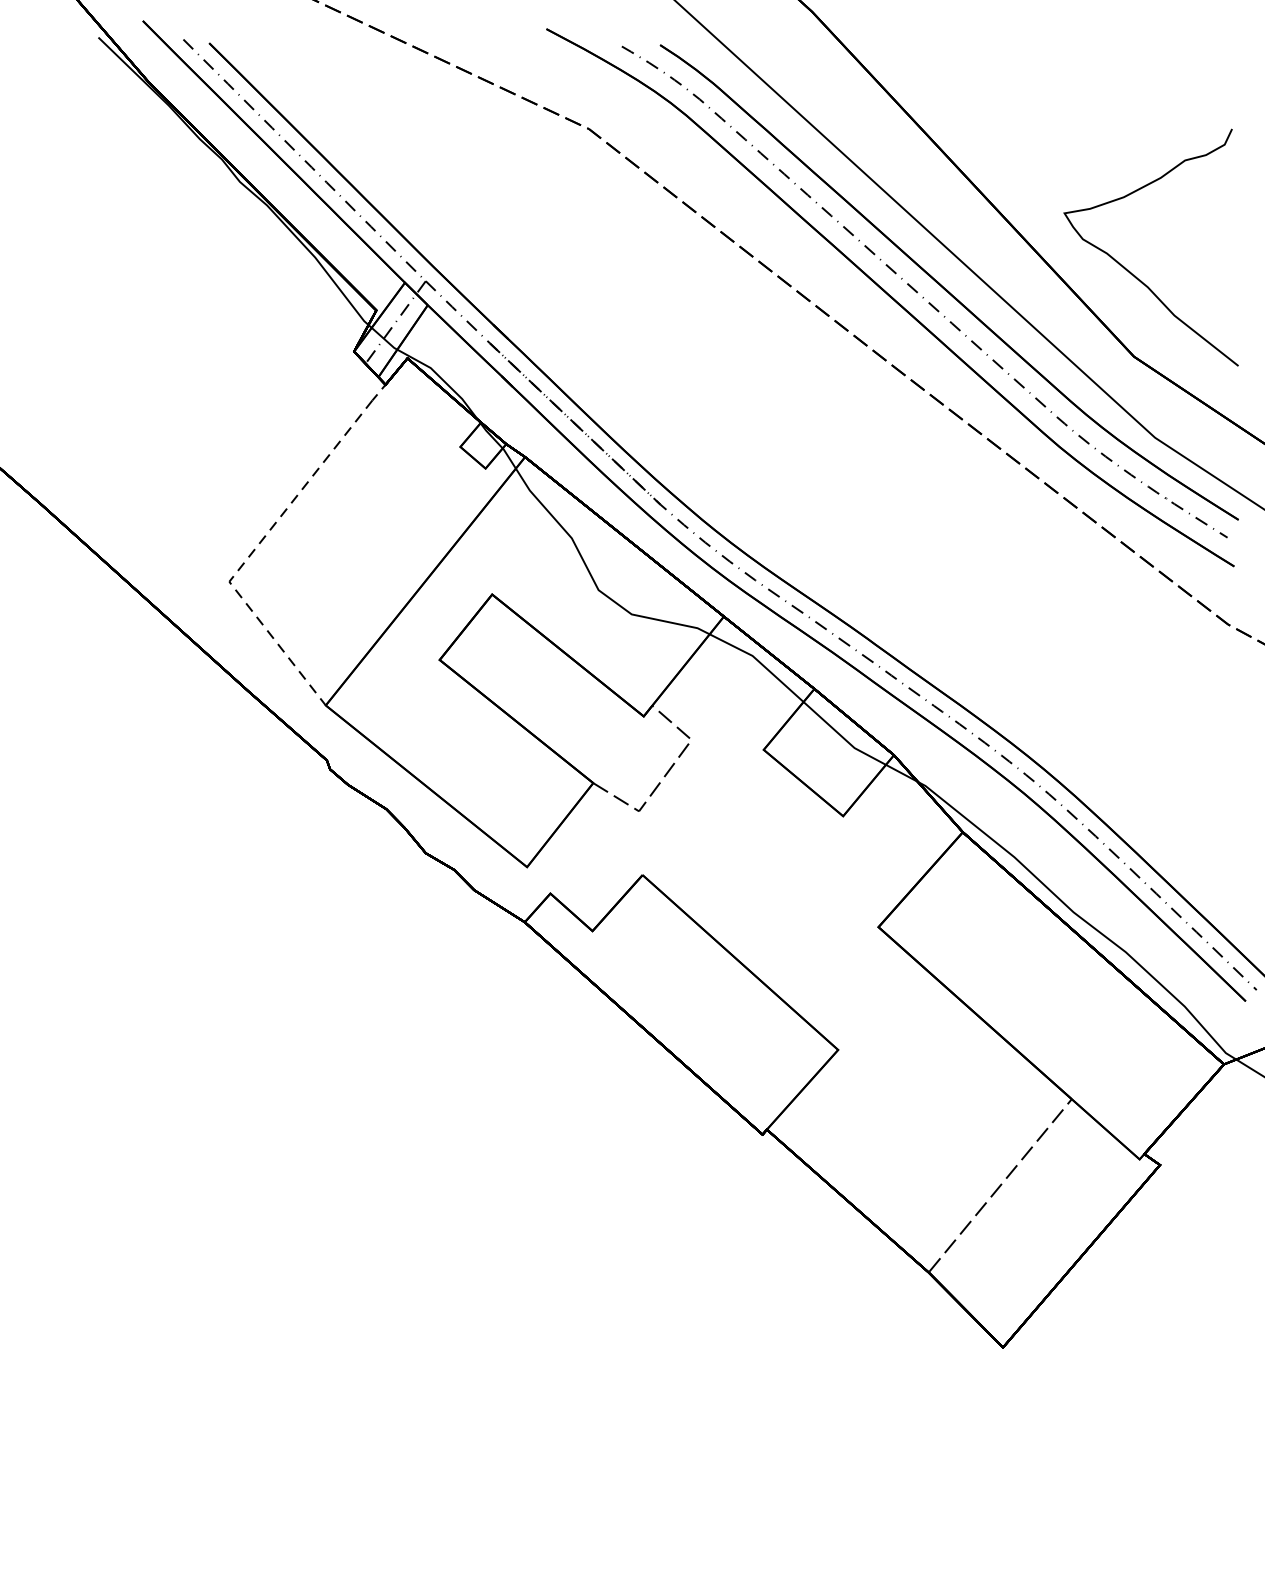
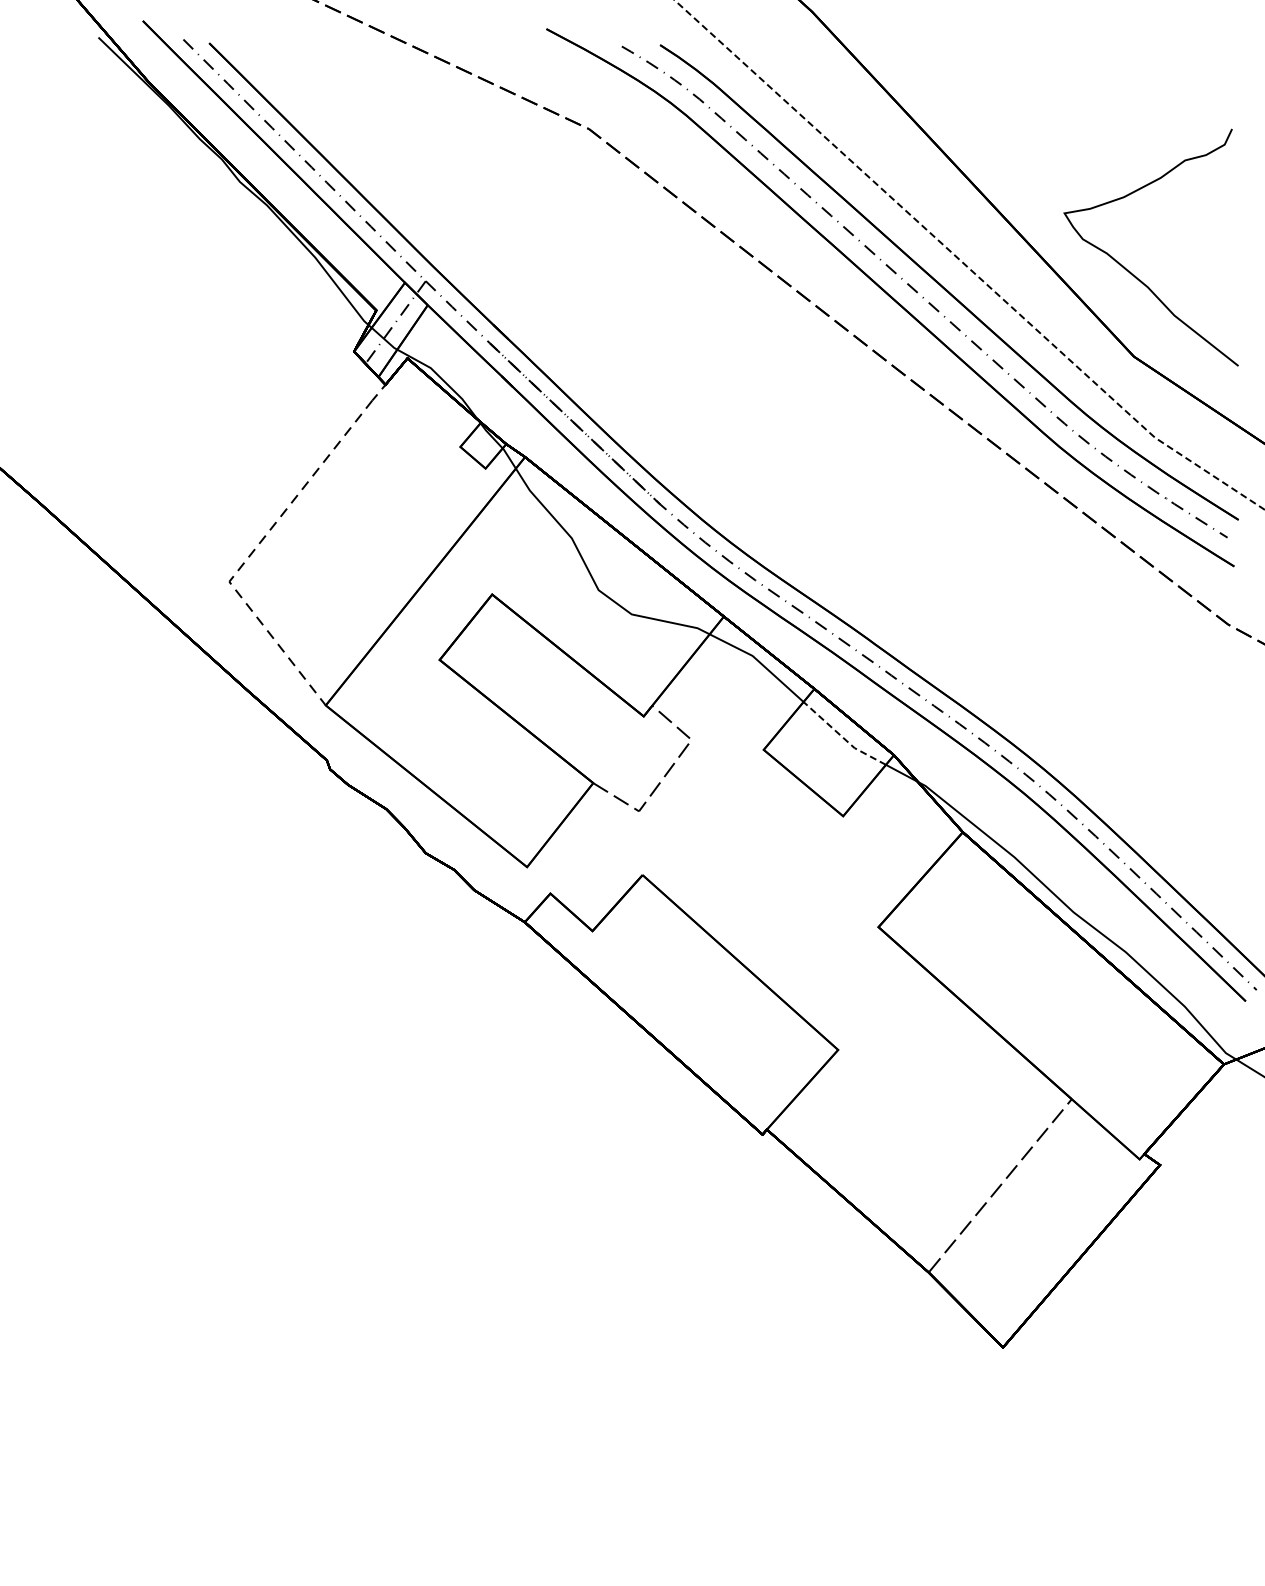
line: solid -> dashed (963, 262)
line: solid -> dashed (842, 737)
